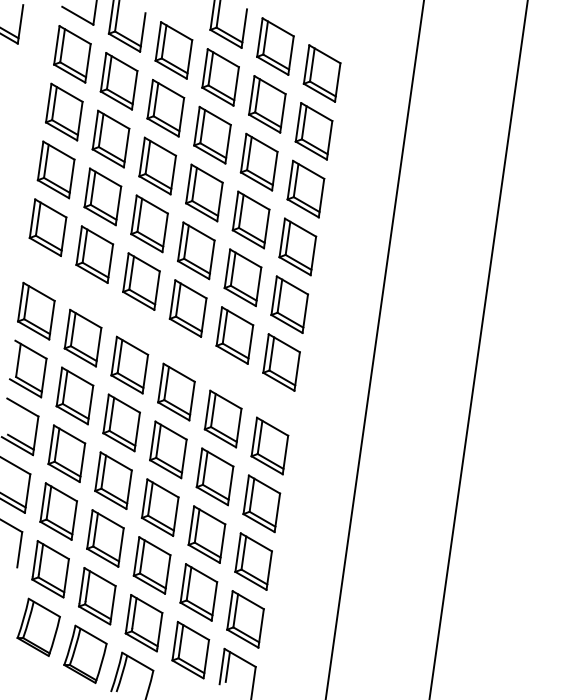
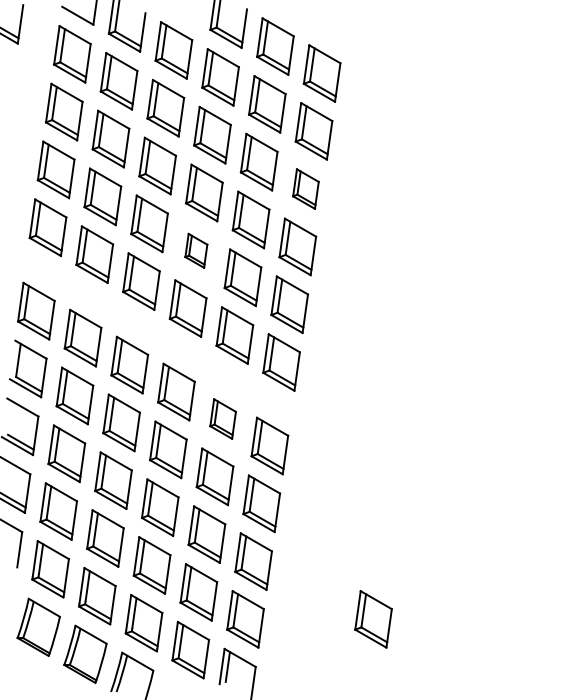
part size: 40x60 px -> 28x42 px (305, 188)
part size: 39x60 px -> 25x37 px (196, 250)
line: present -> none (374, 349)
line: present -> none (478, 349)
part size: 40x60 px -> 28x42 px (222, 418)
part: none -> present (373, 619)
